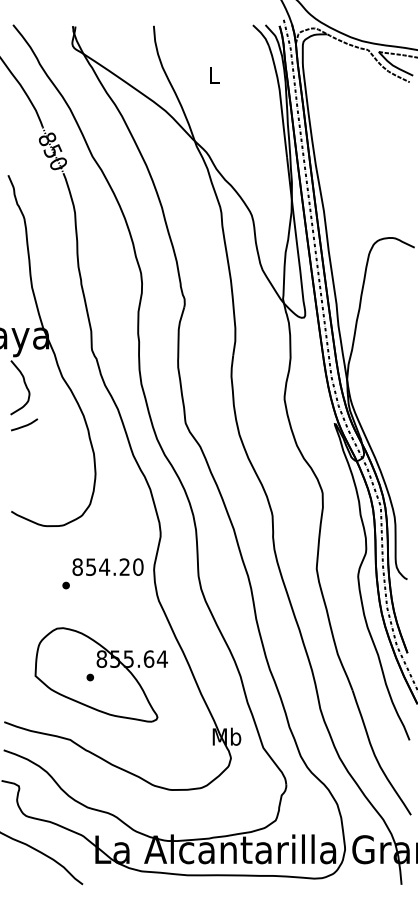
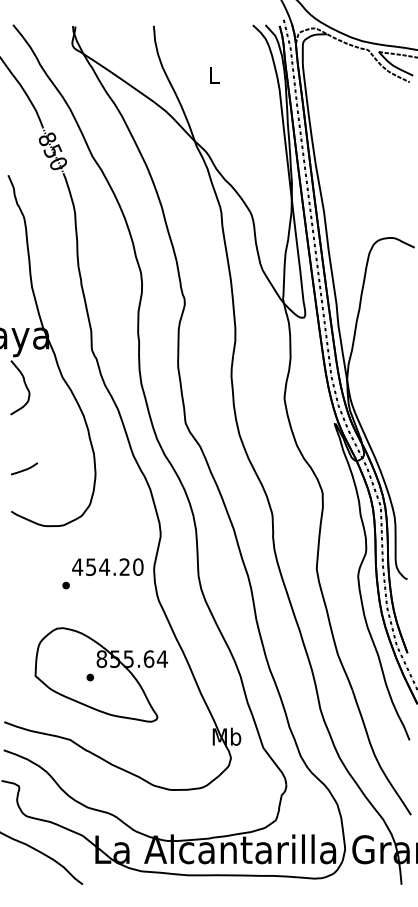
curve position: (25, 424) -> (25, 468) (25, 468)
text: 854.20 -> 454.20 (77, 566)
